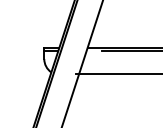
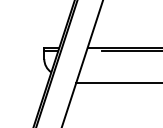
line position: (117, 73) -> (117, 82) (117, 82)
